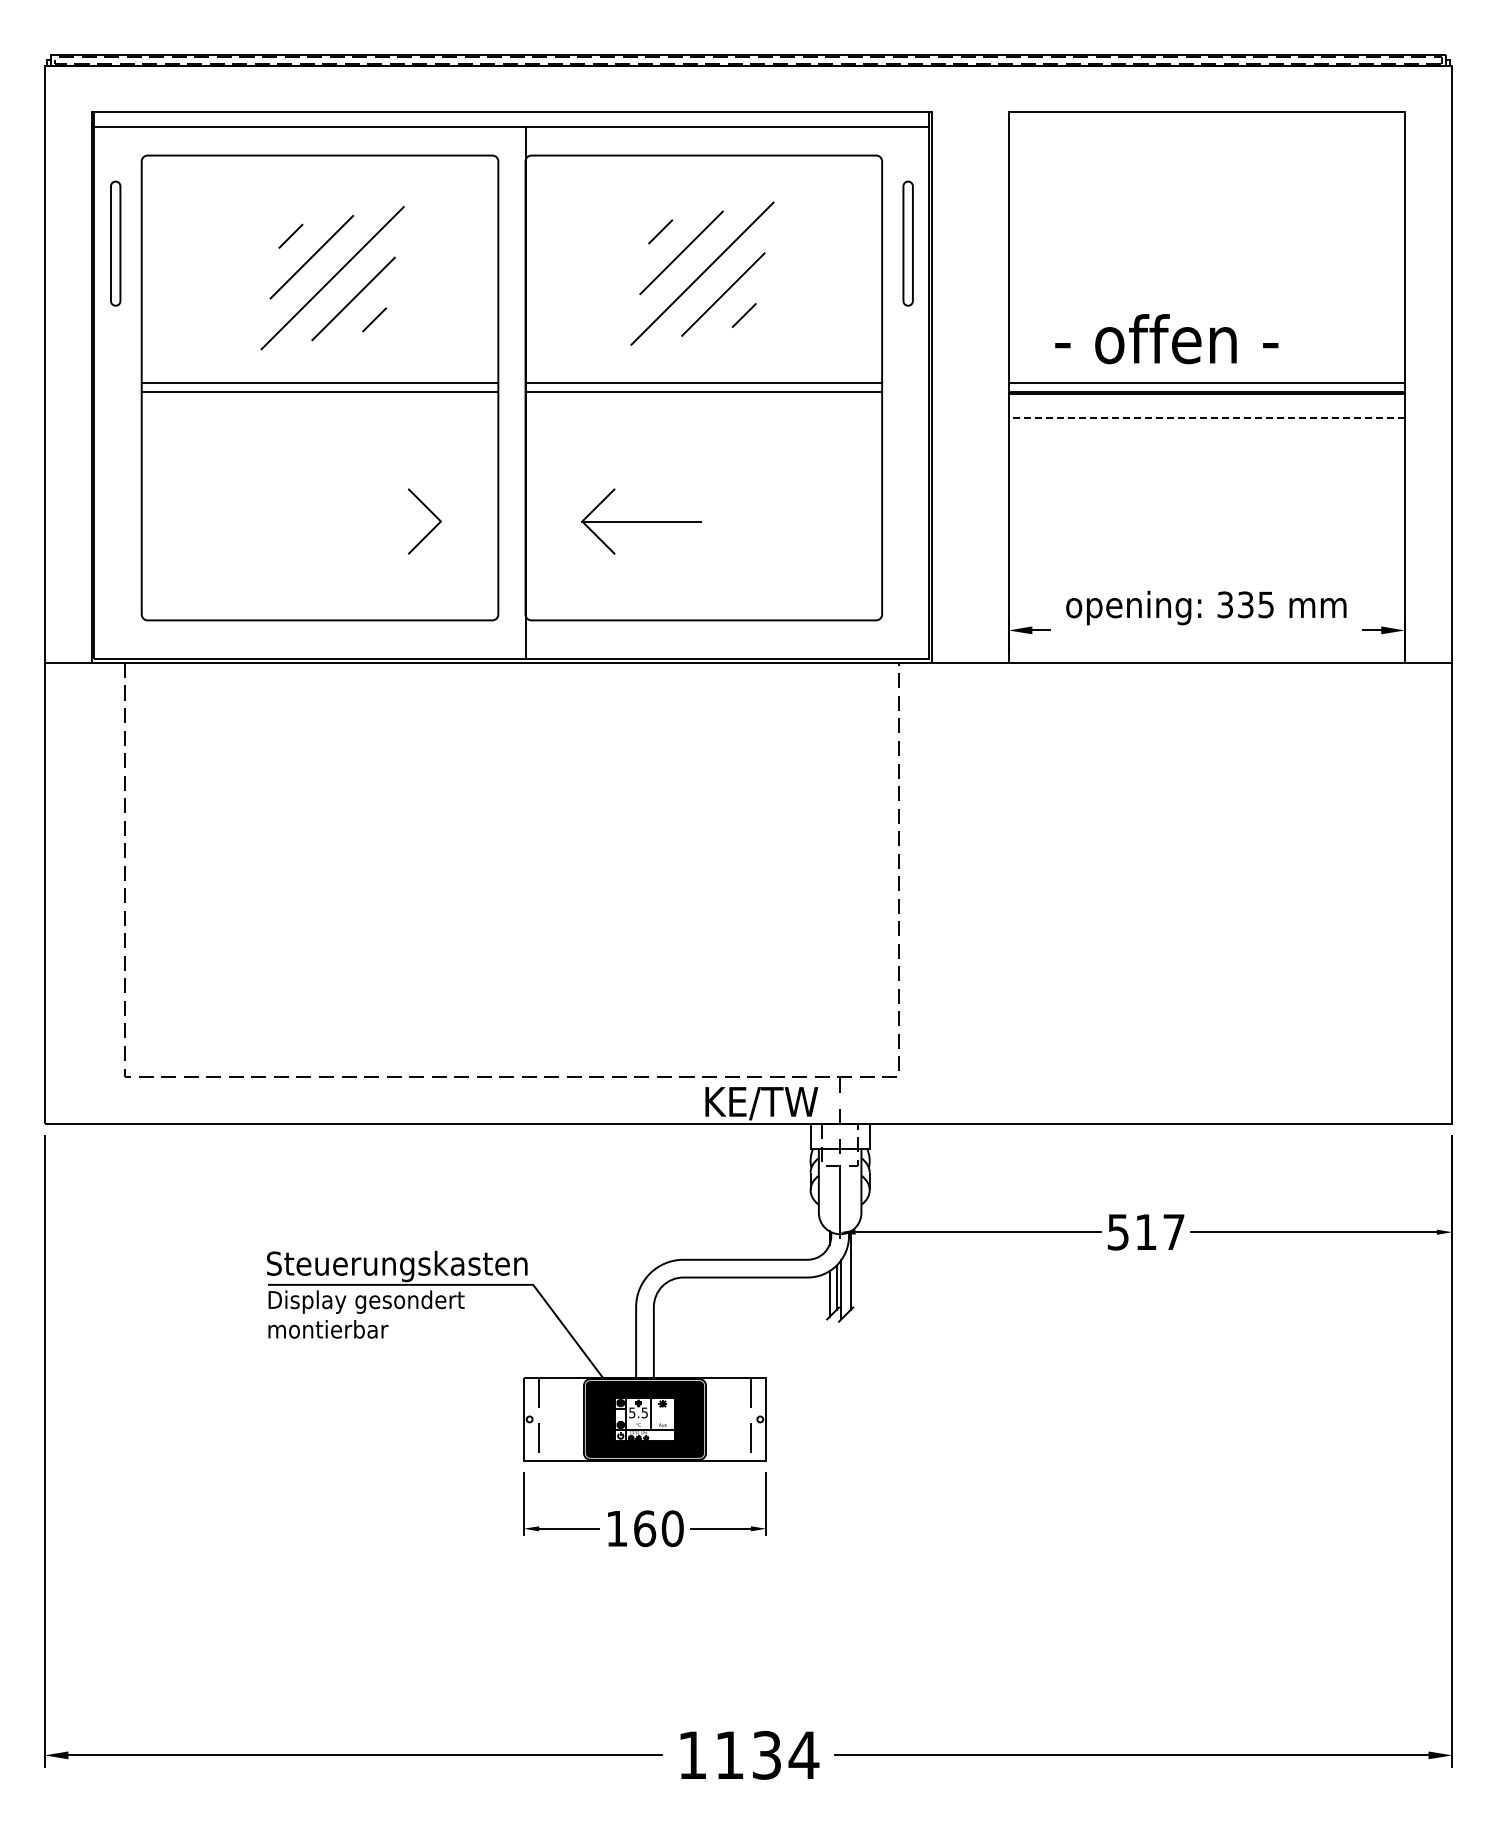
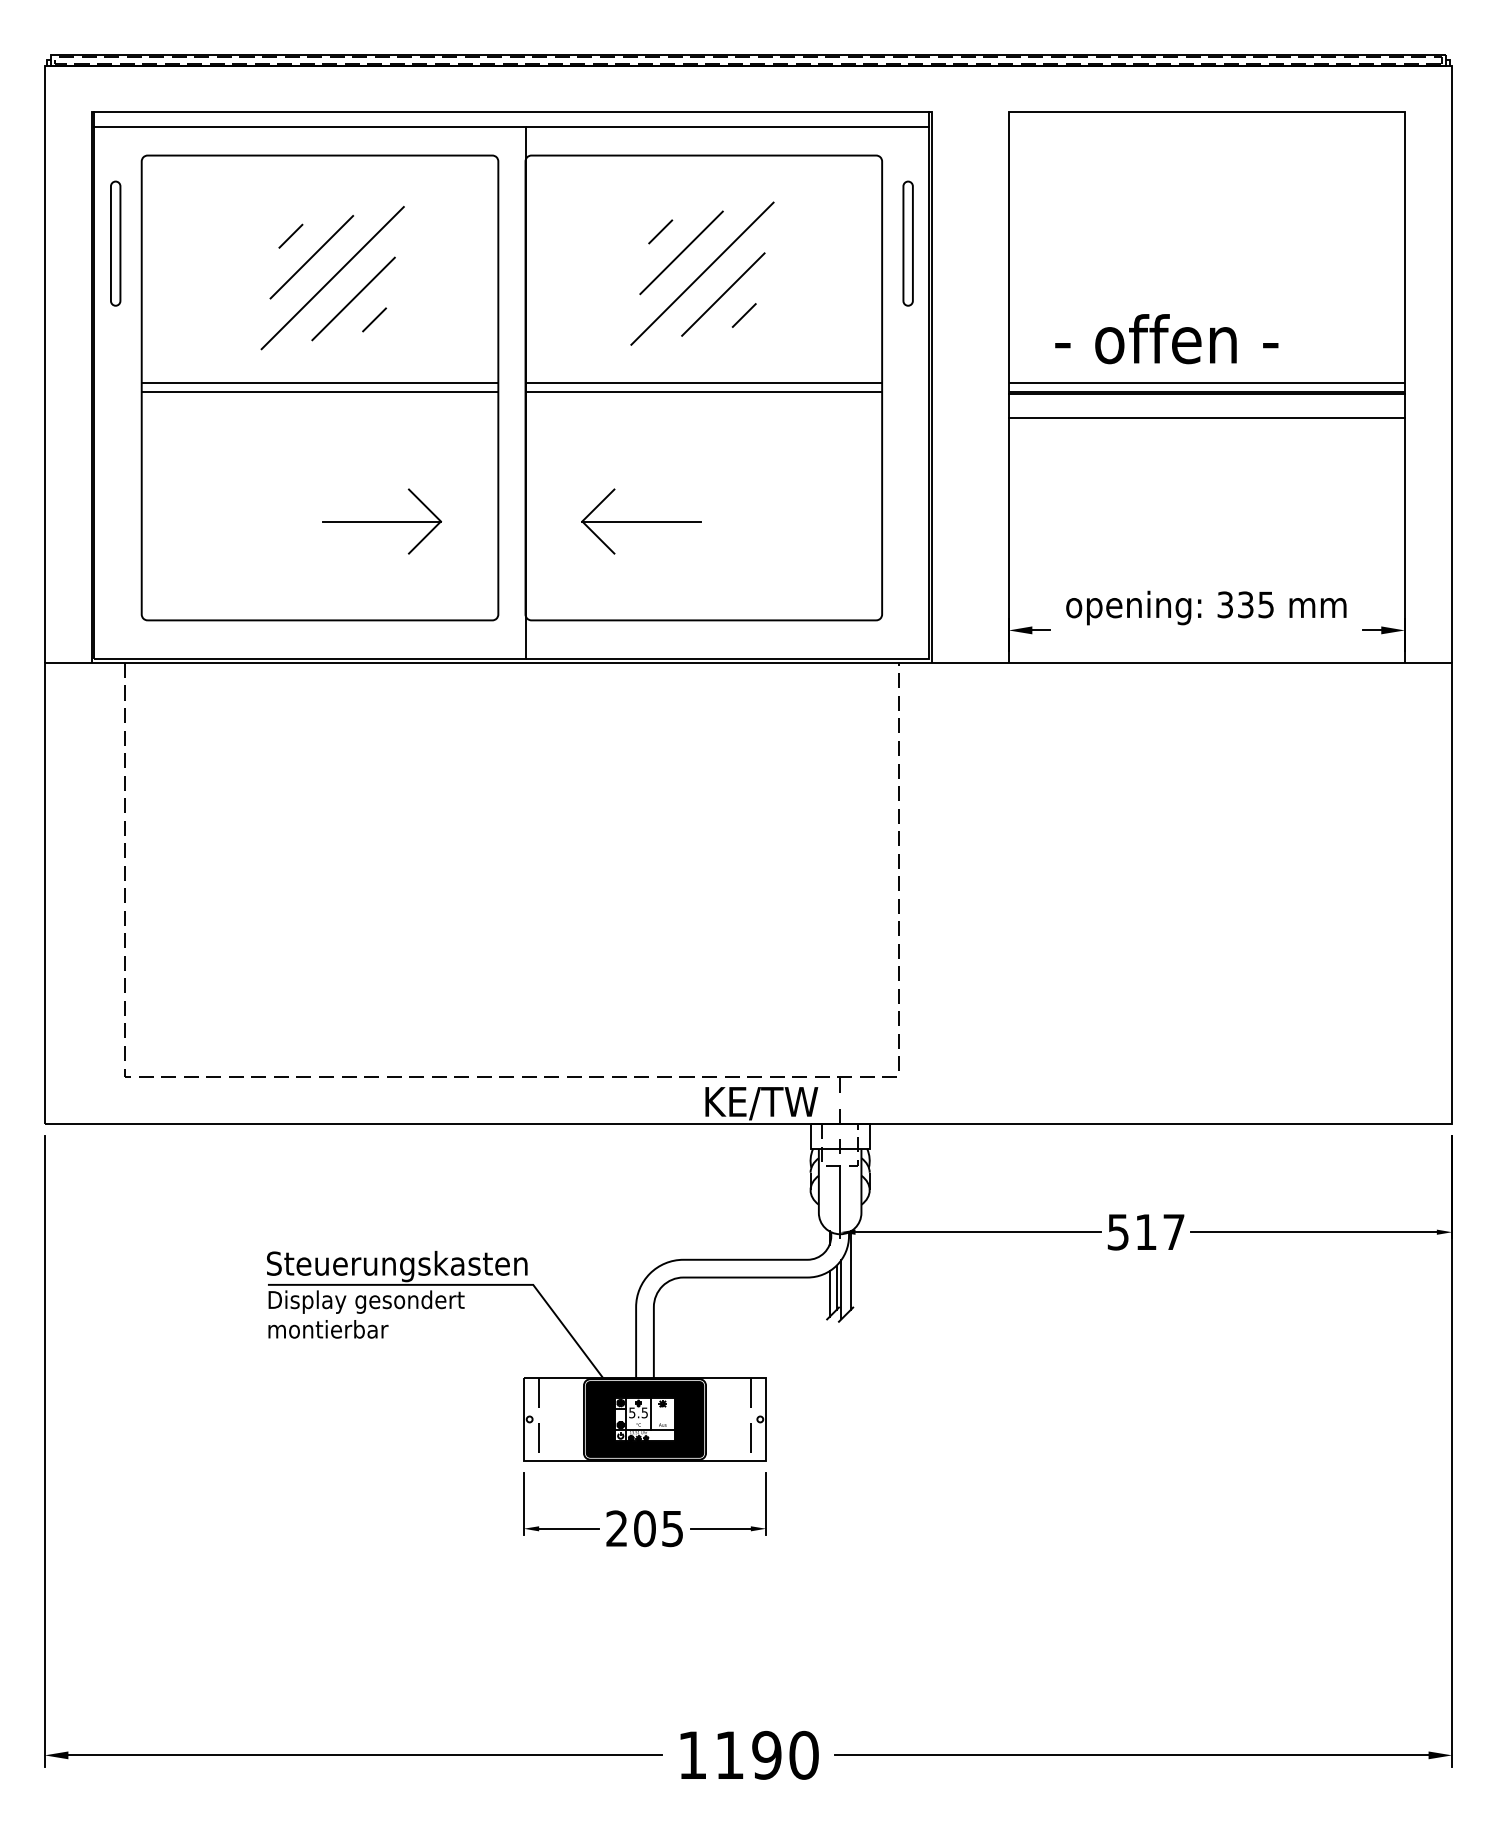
line: dashed -> solid (1206, 418)
line: none -> present (381, 521)
text: 160 -> 205 (644, 1528)
text: 1134 -> 1190 (785, 1754)
